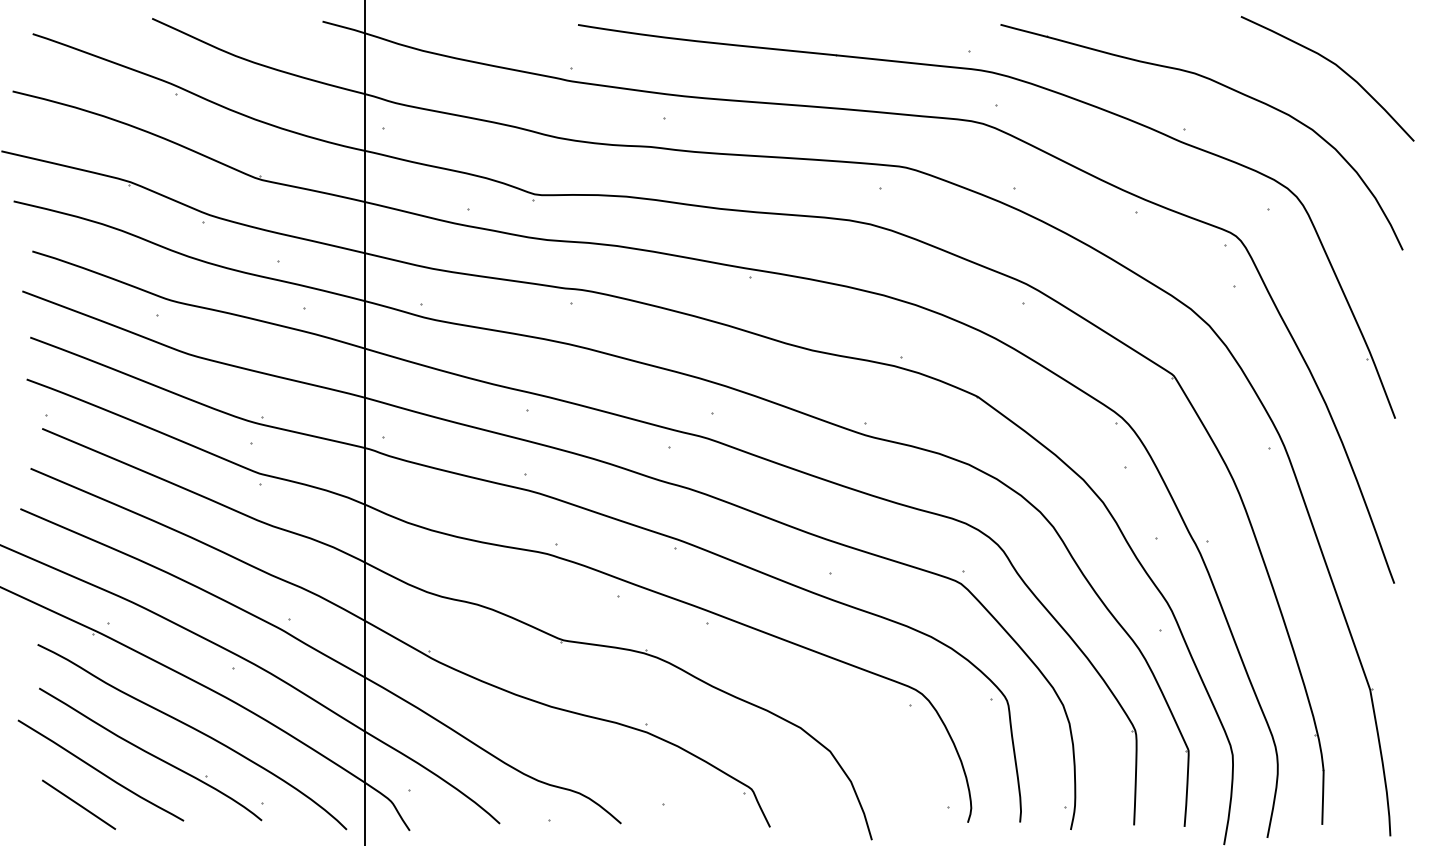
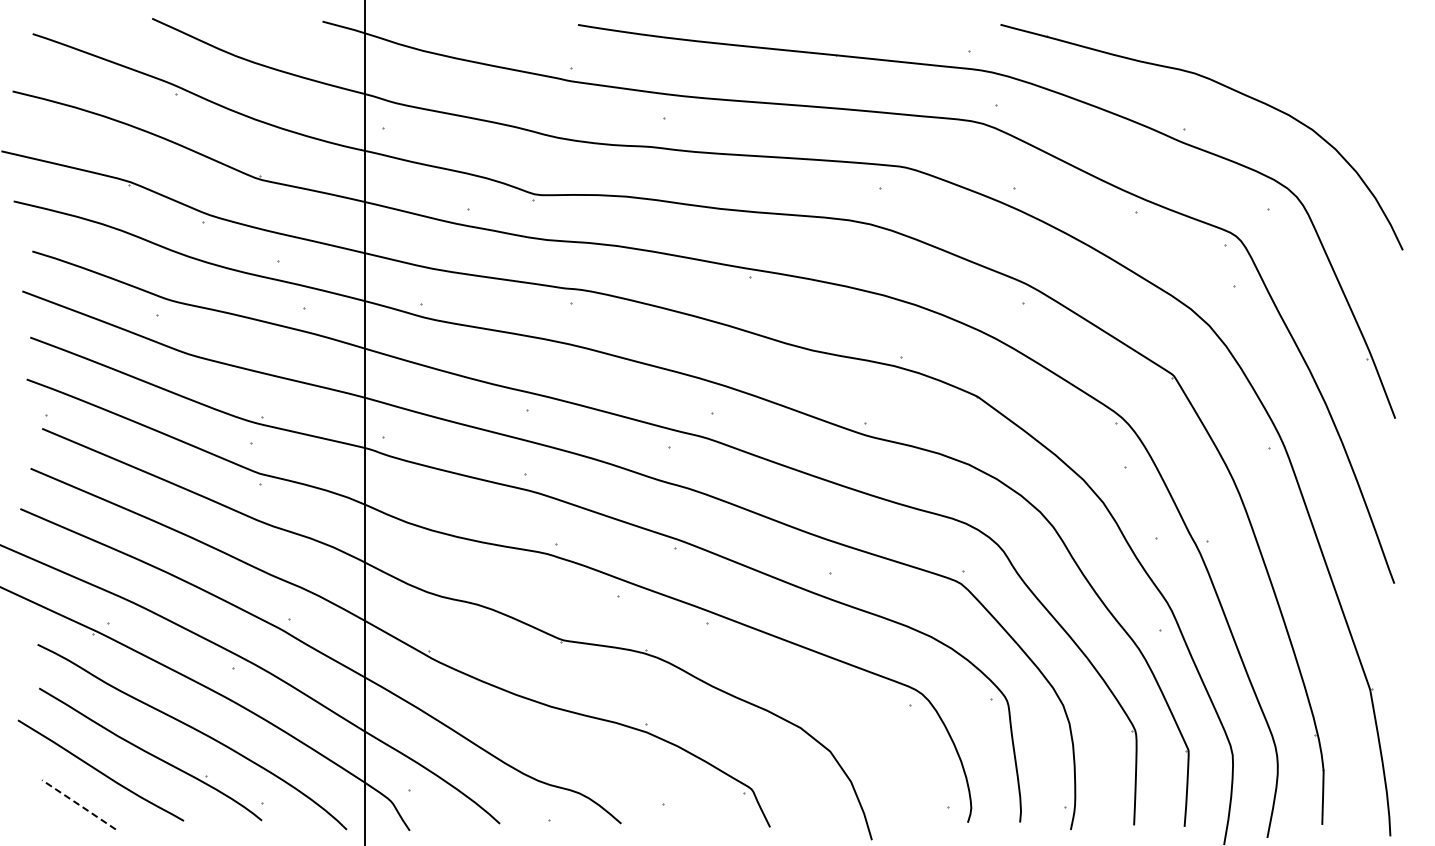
curve: present -> none (1337, 67)
line: solid -> dashed (79, 804)
